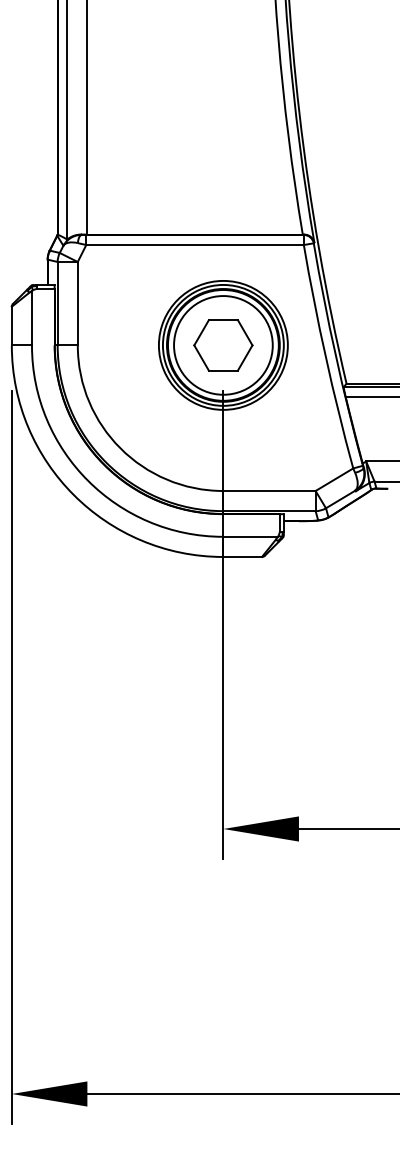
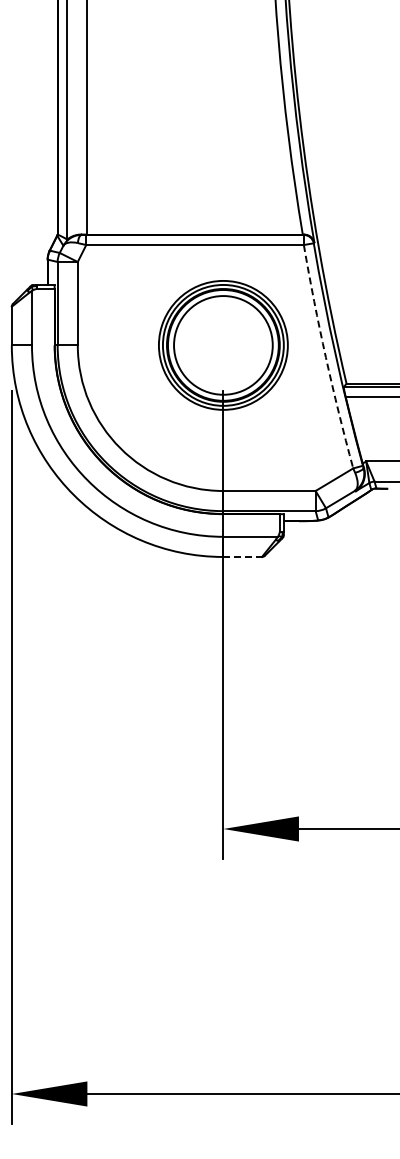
part: present -> none (223, 345)
arc: solid -> dashed (325, 357)
line: solid -> dashed (243, 556)
